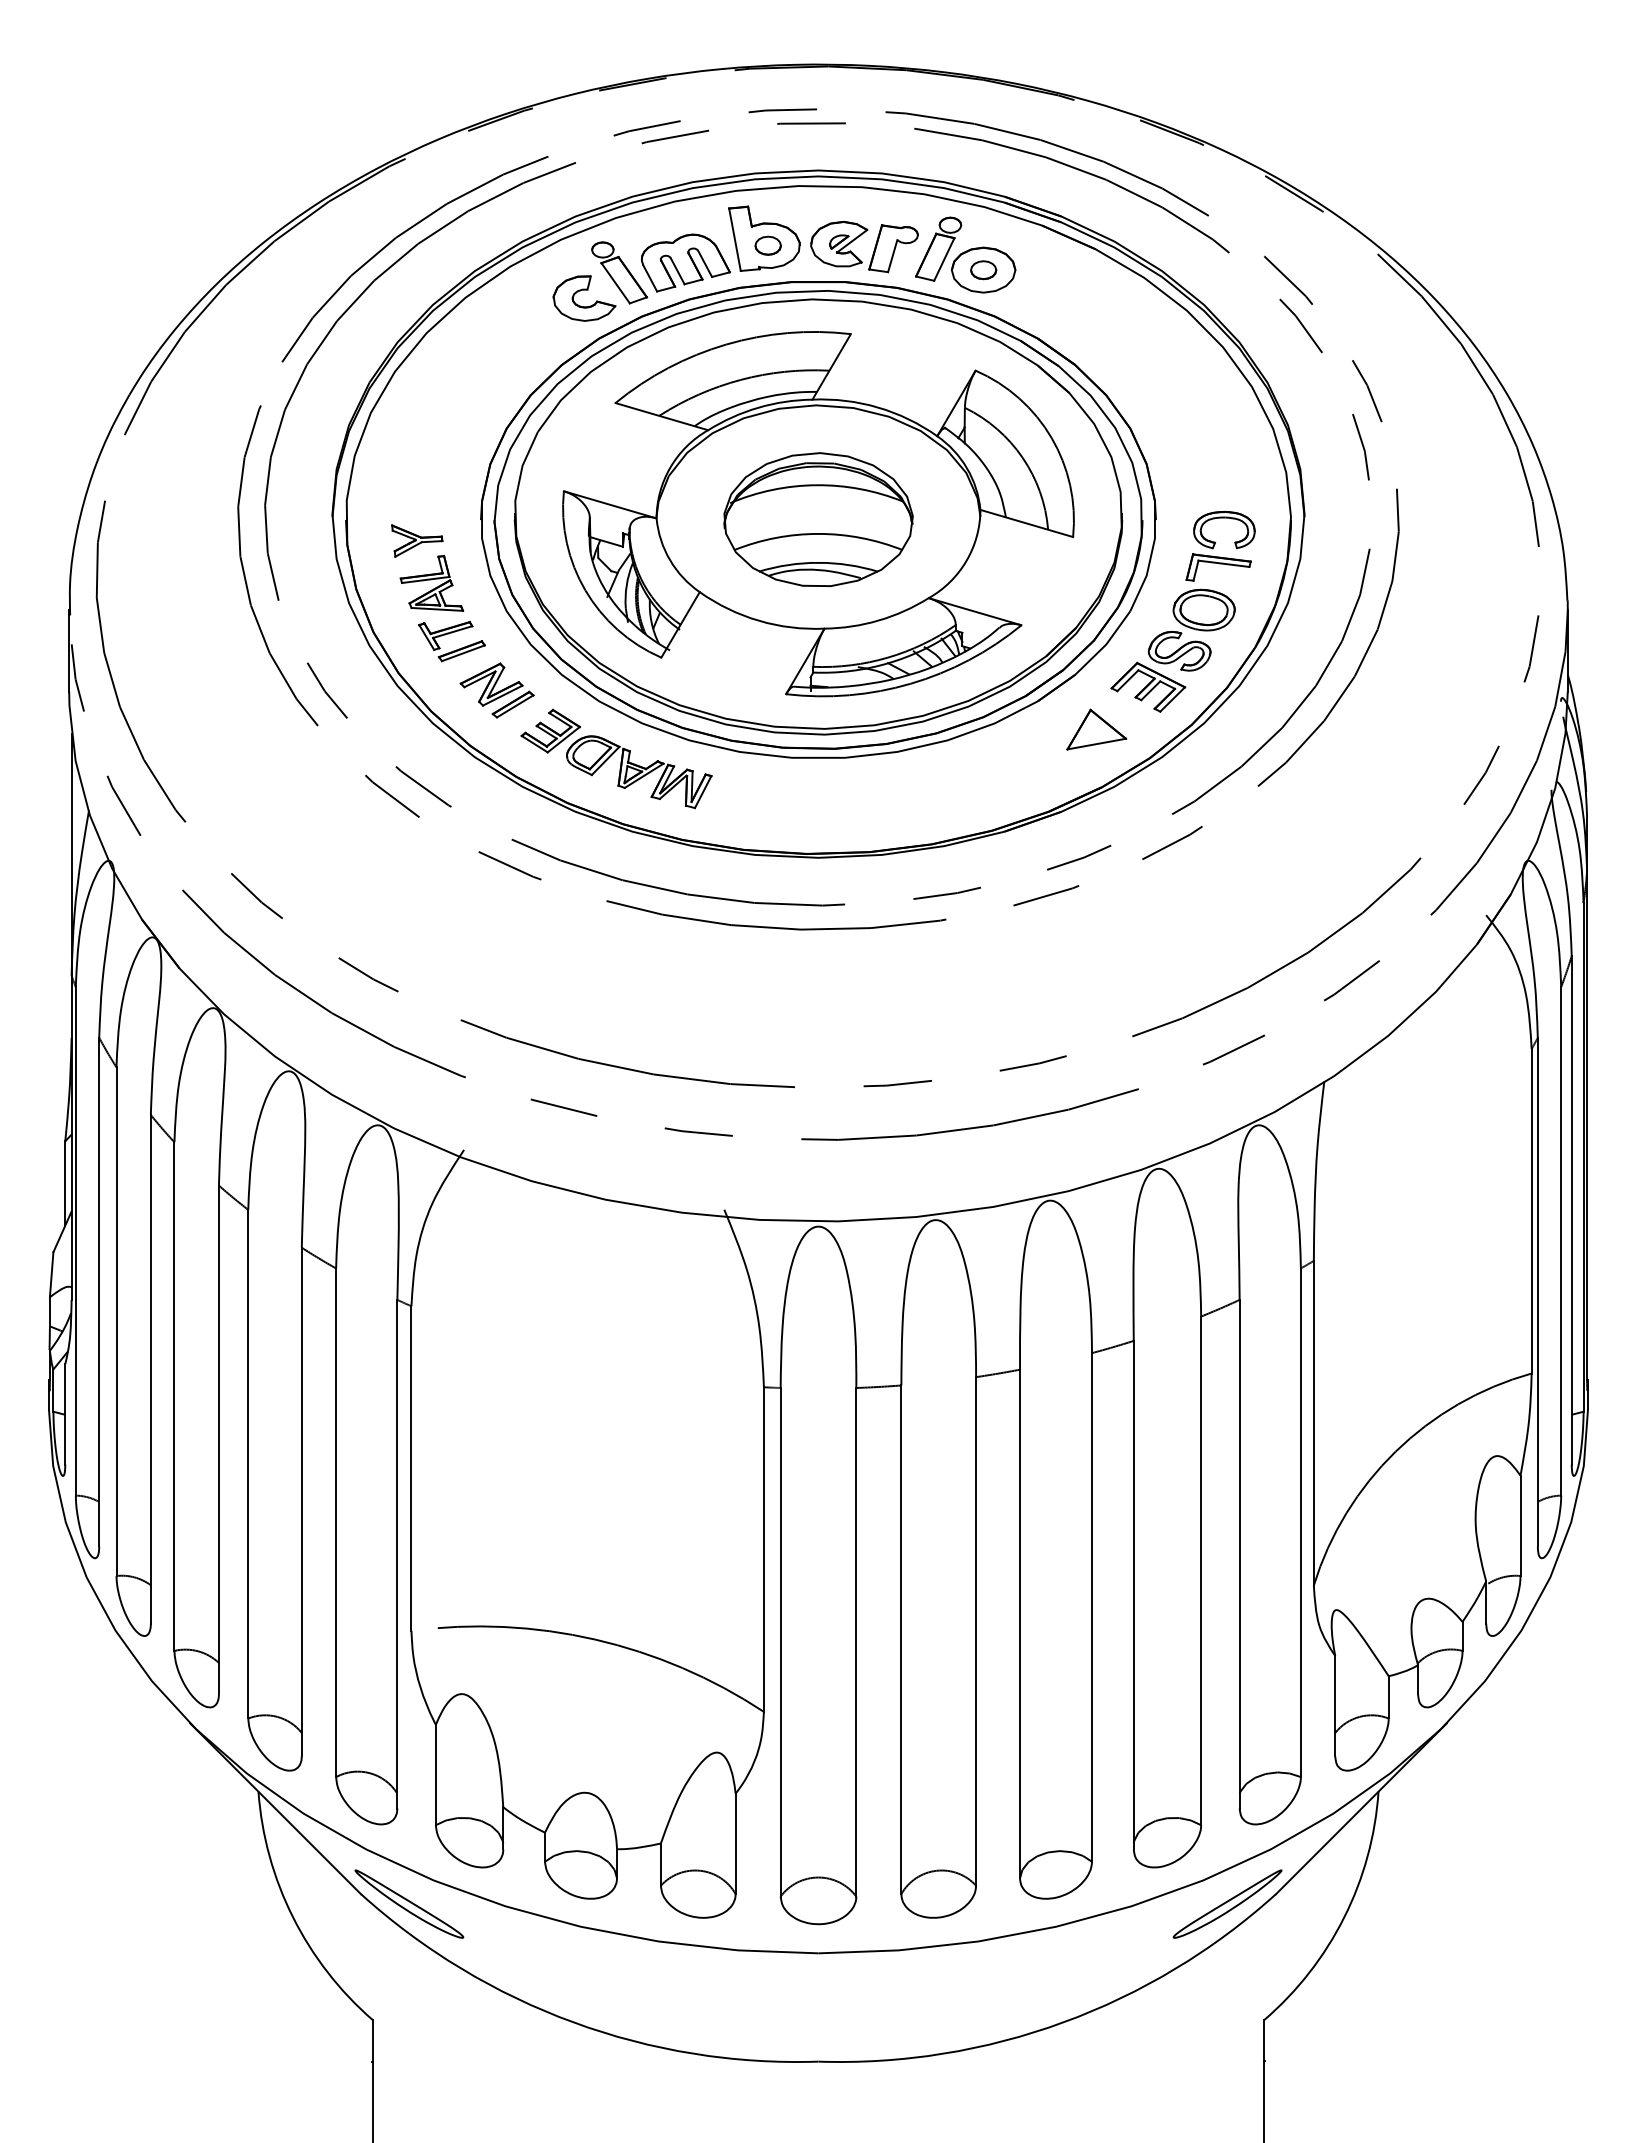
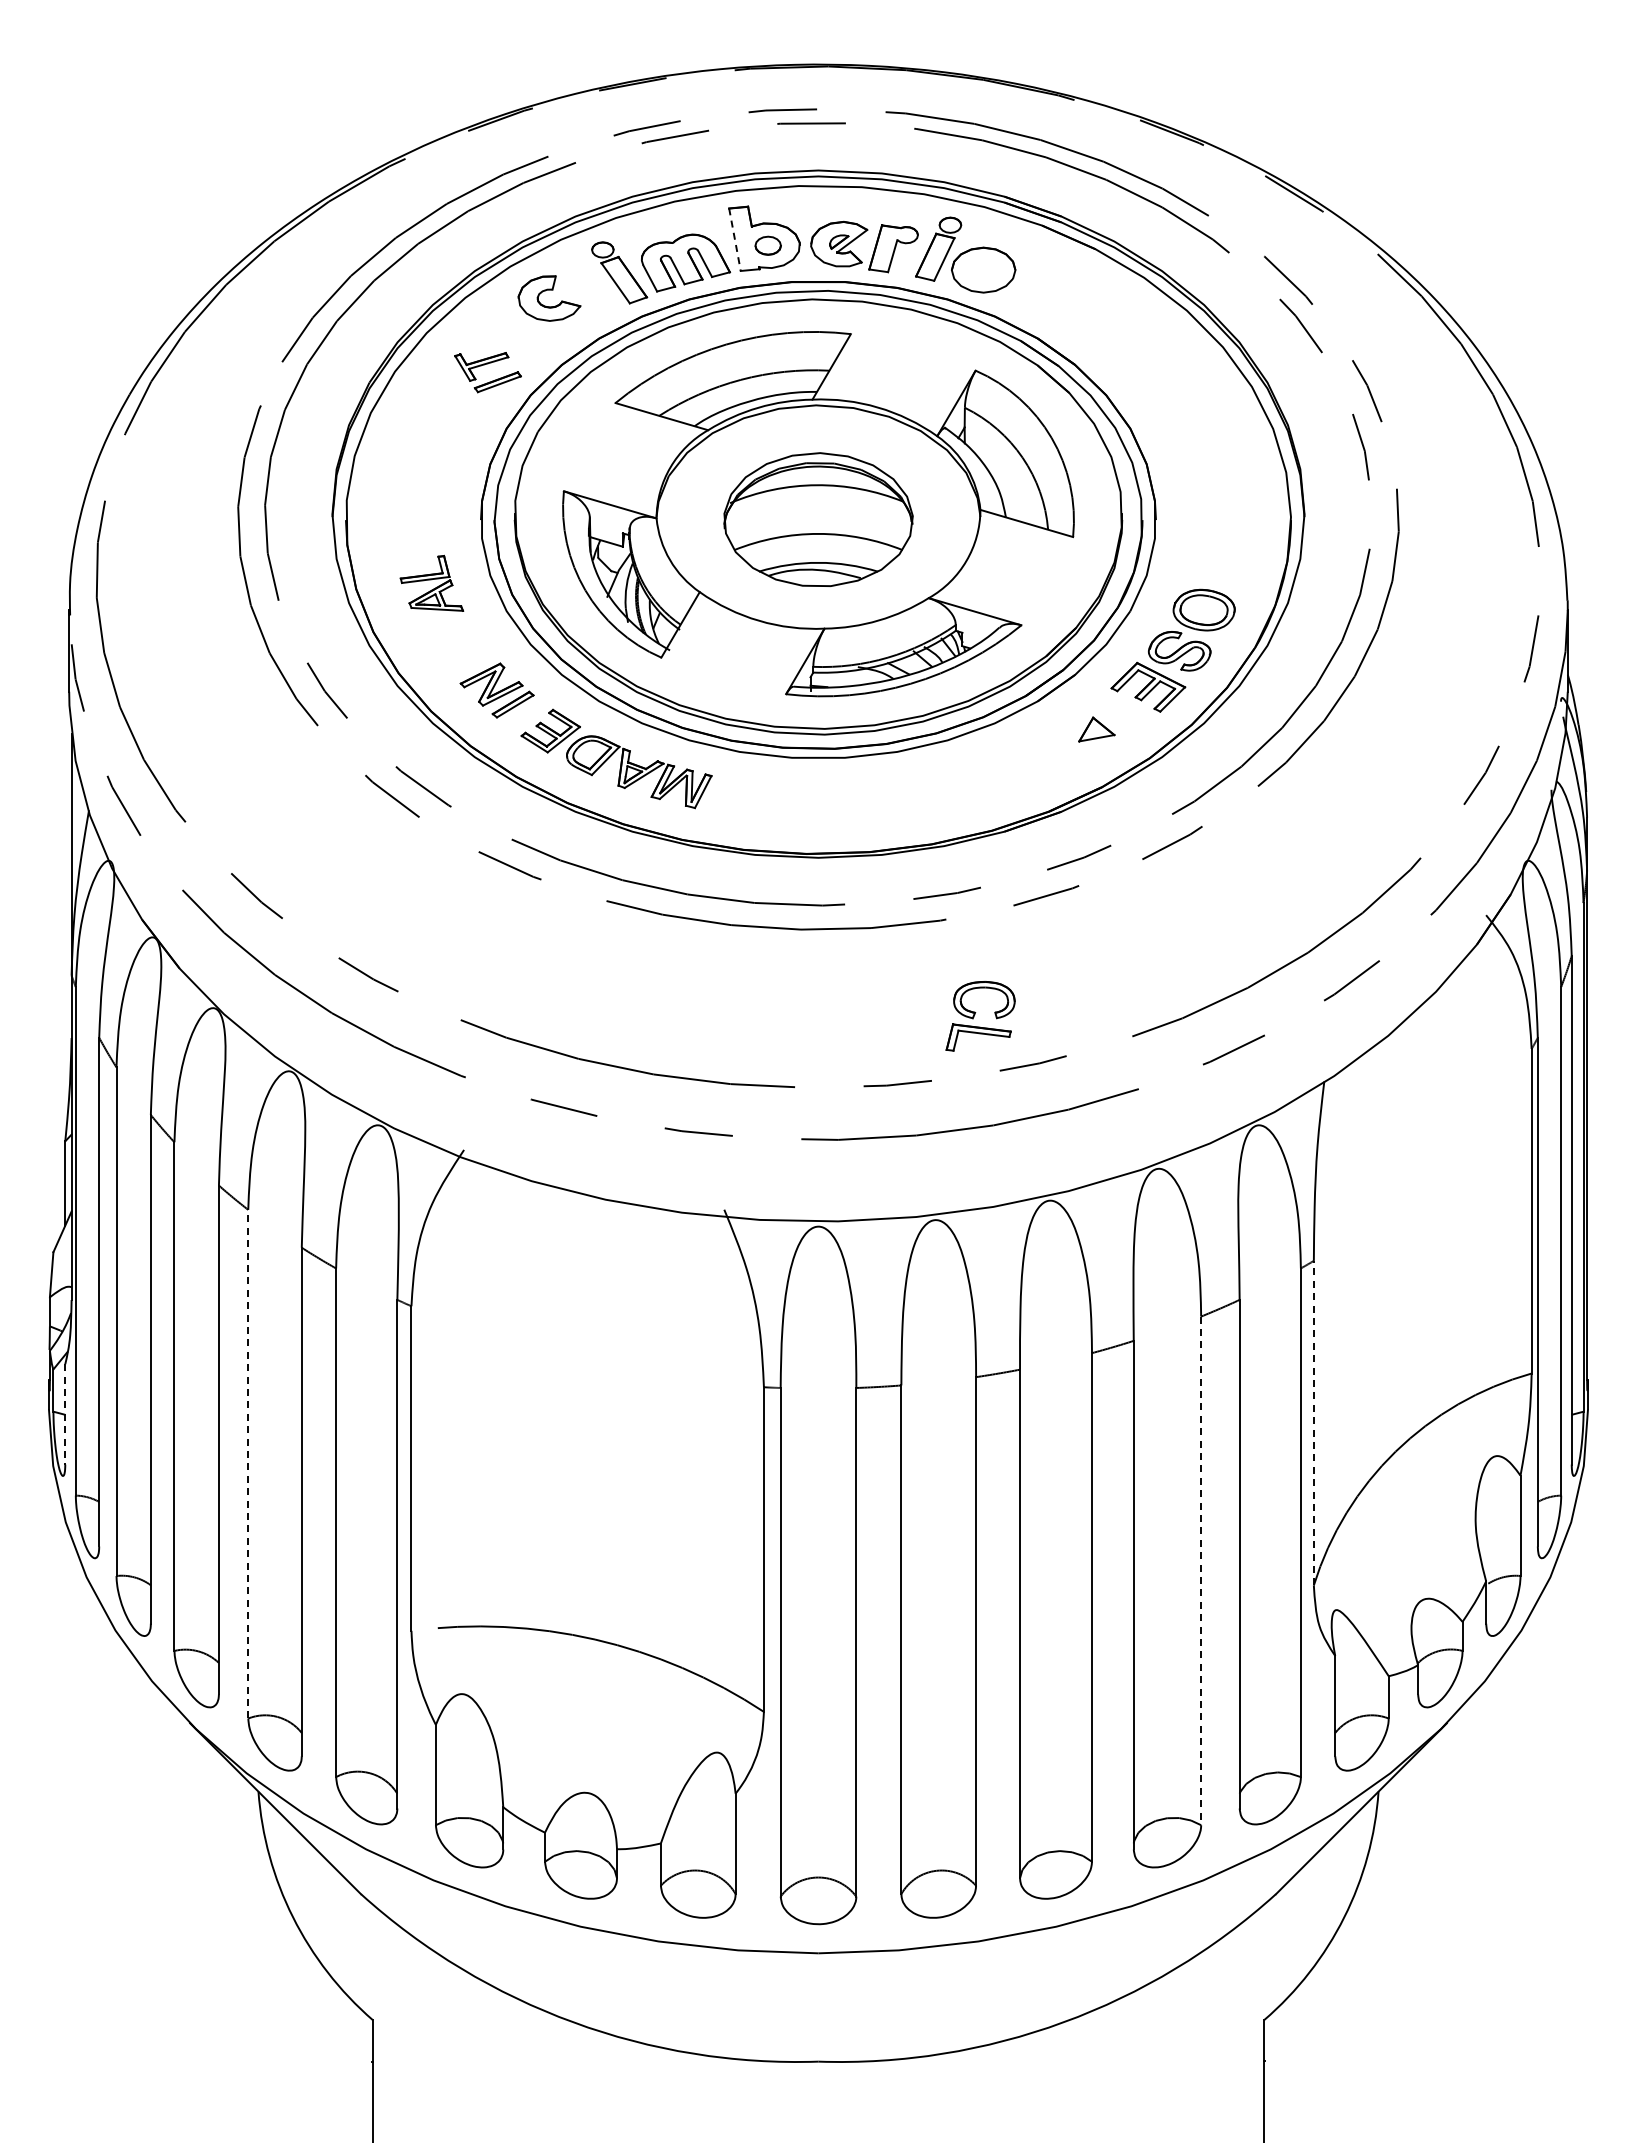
line: solid -> dashed (734, 239)
part: present -> none (983, 270)
part position: (584, 290) -> (549, 290) (549, 290)
part: present -> none (417, 540)
part position: (1220, 546) -> (980, 1016) (980, 1016)
part position: (448, 634) -> (484, 365) (484, 365)
part size: 62x43 px -> 38x27 px (1096, 729)
line: solid -> dashed (65, 1414)
line: solid -> dashed (1313, 1422)
line: solid -> dashed (248, 1463)
line: solid -> dashed (1201, 1571)
part: present -> none (409, 1903)
part: present -> none (1227, 1903)
